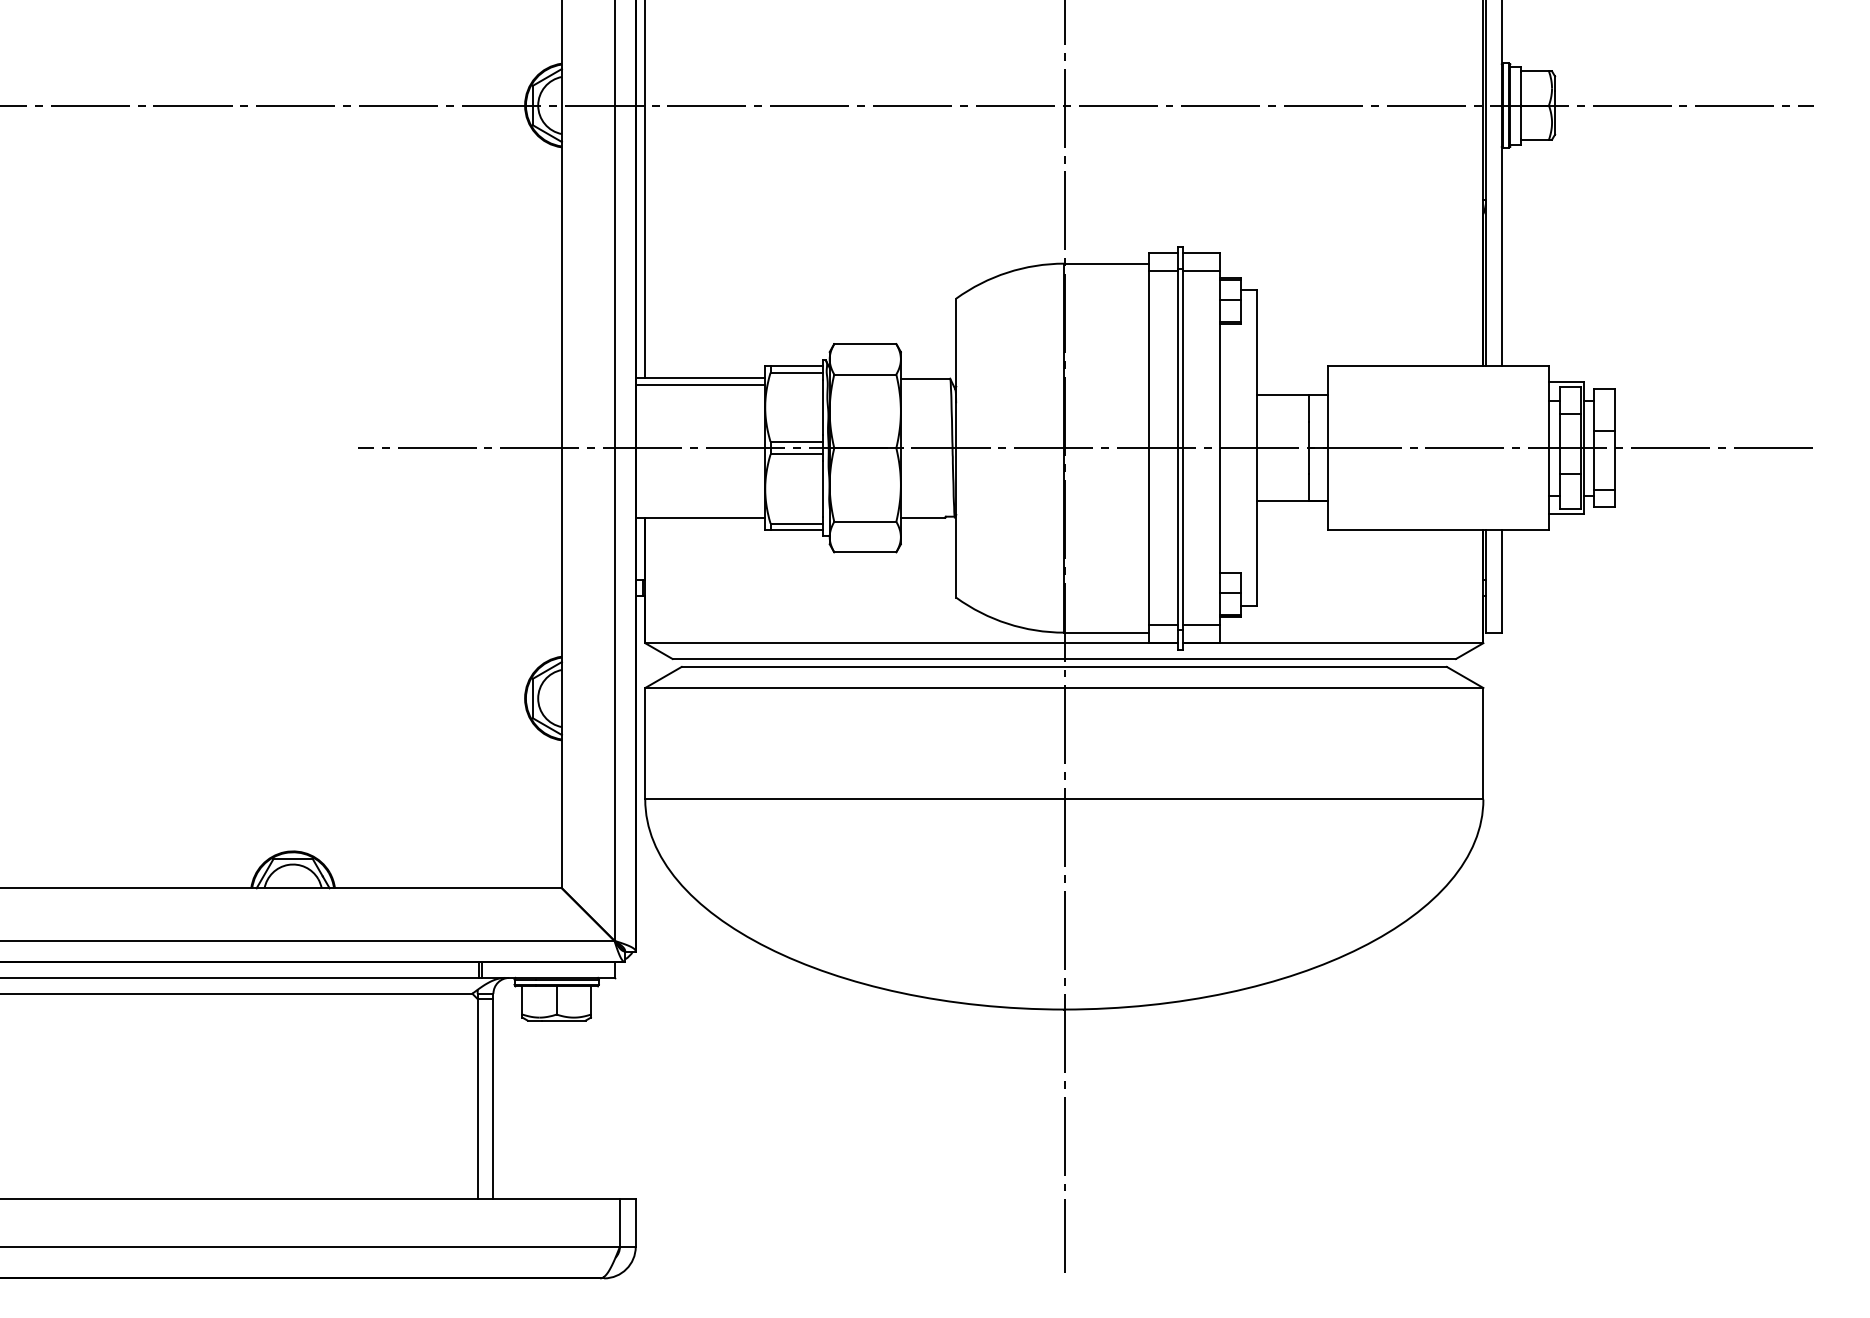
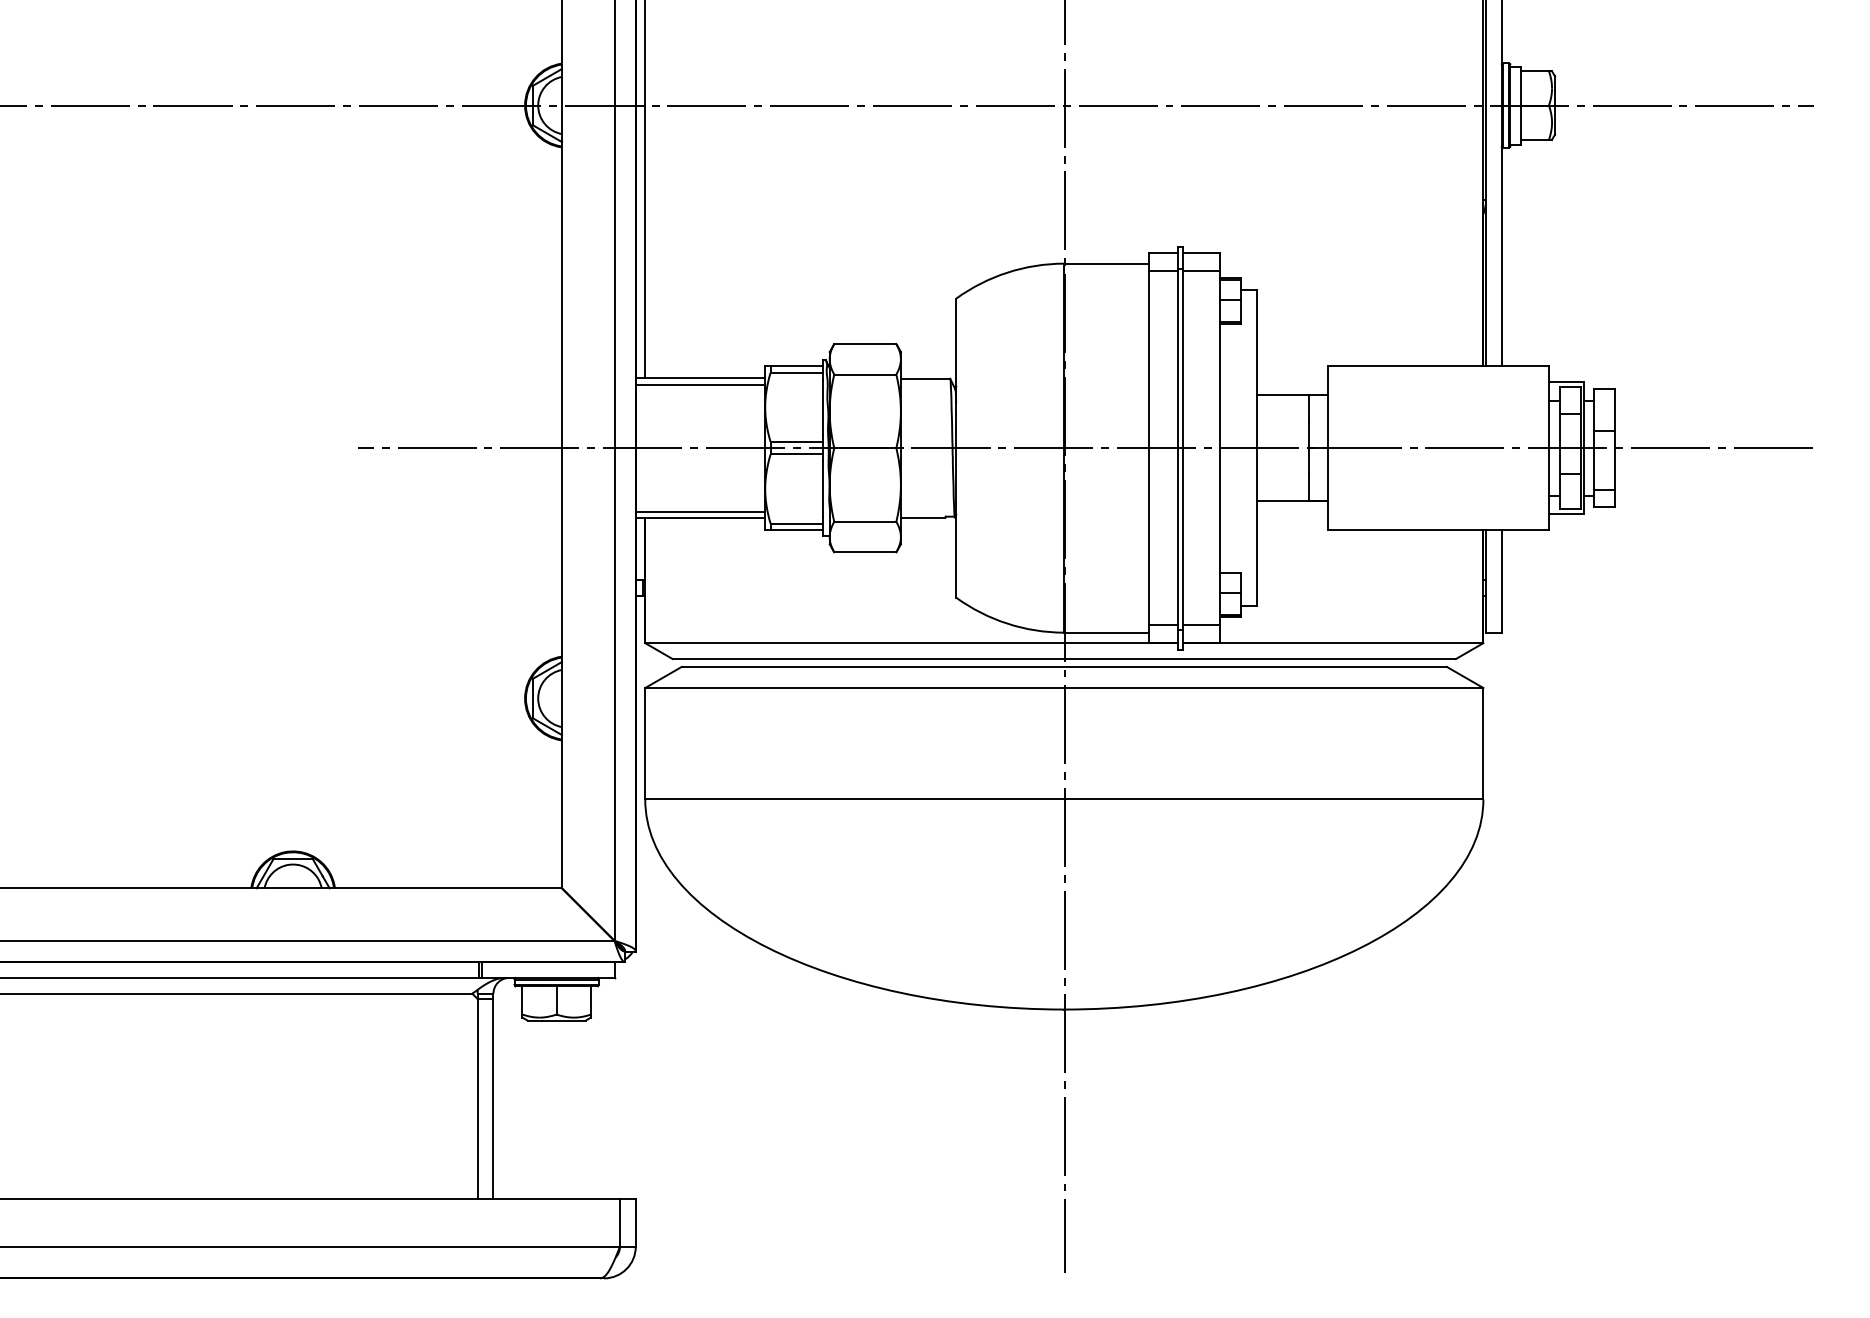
line: none -> present (700, 511)
